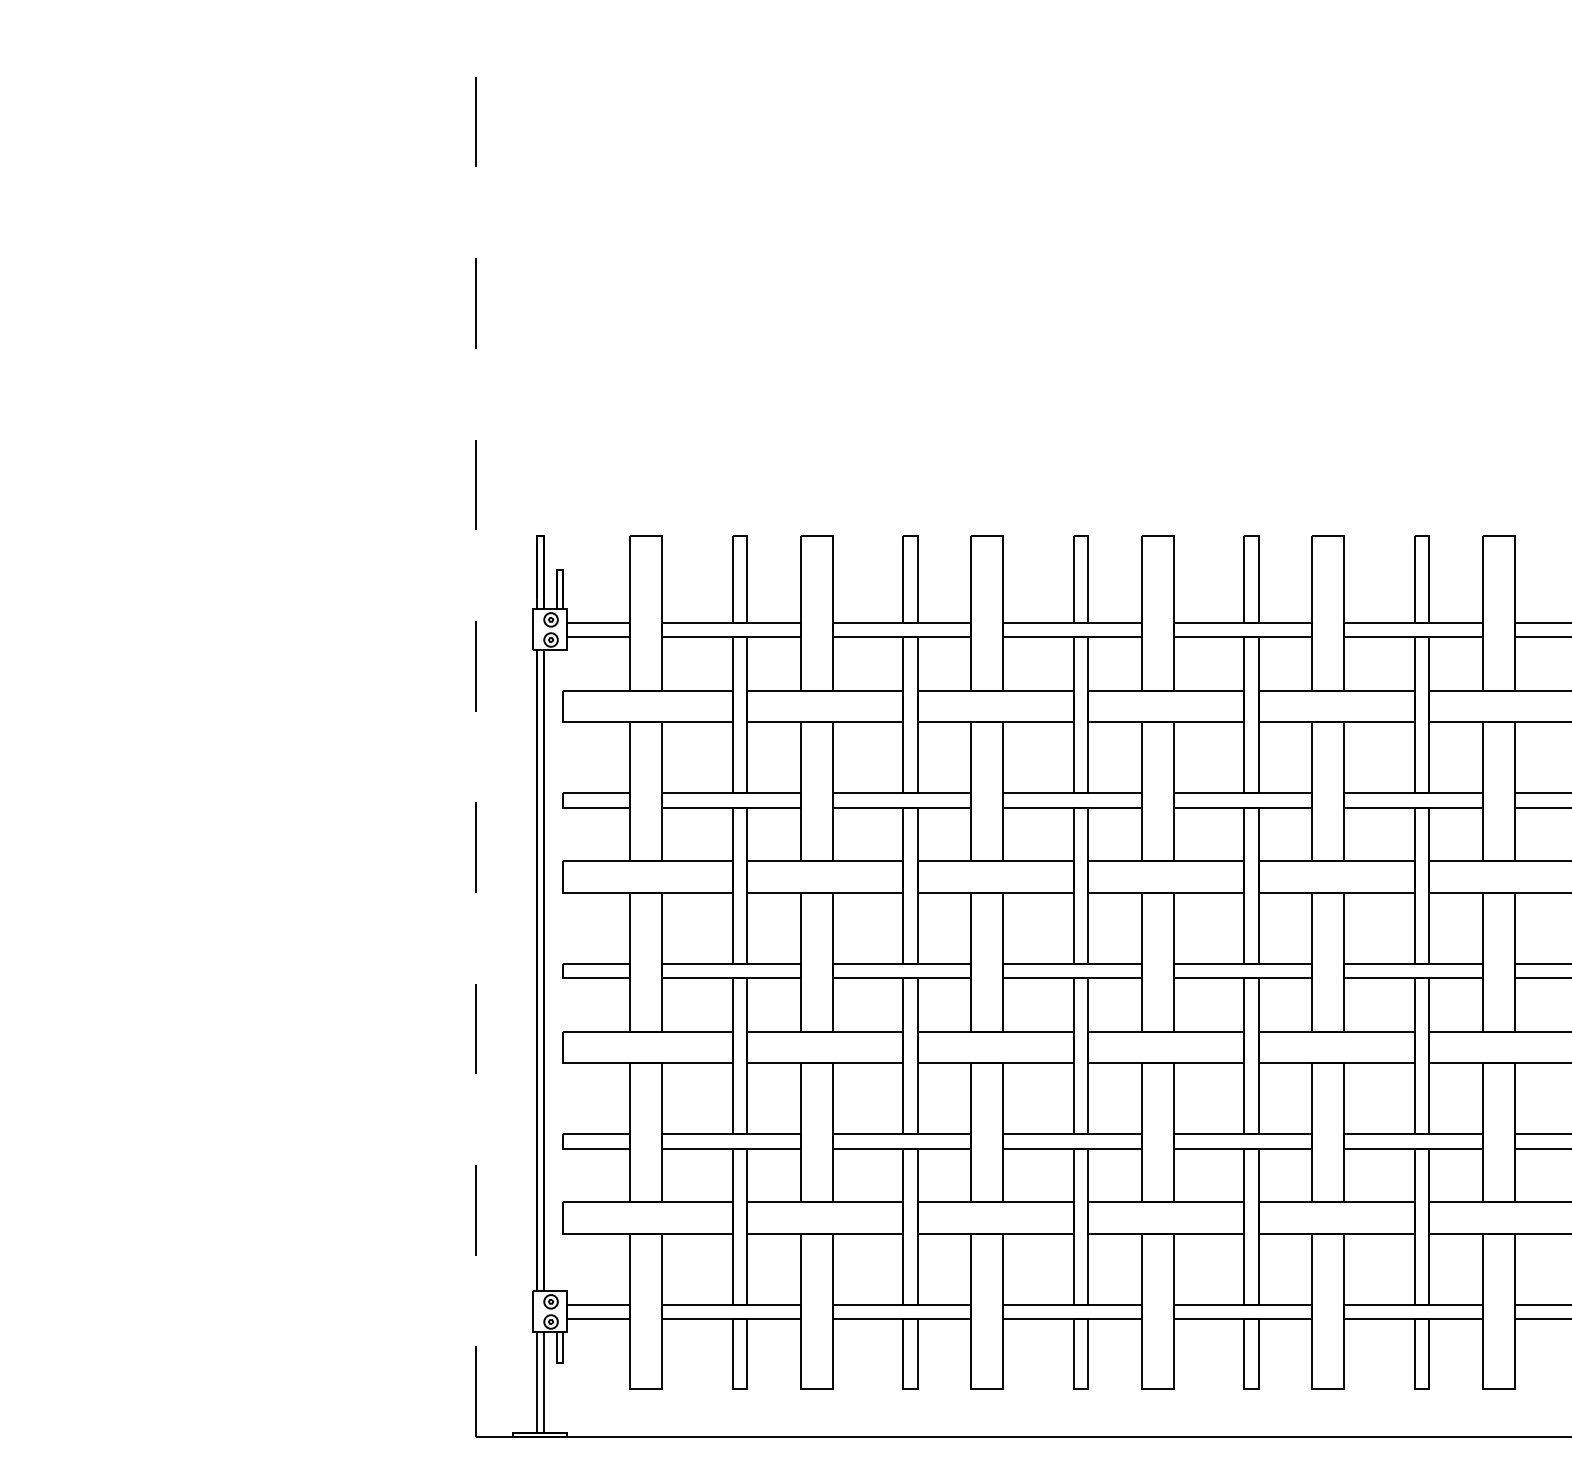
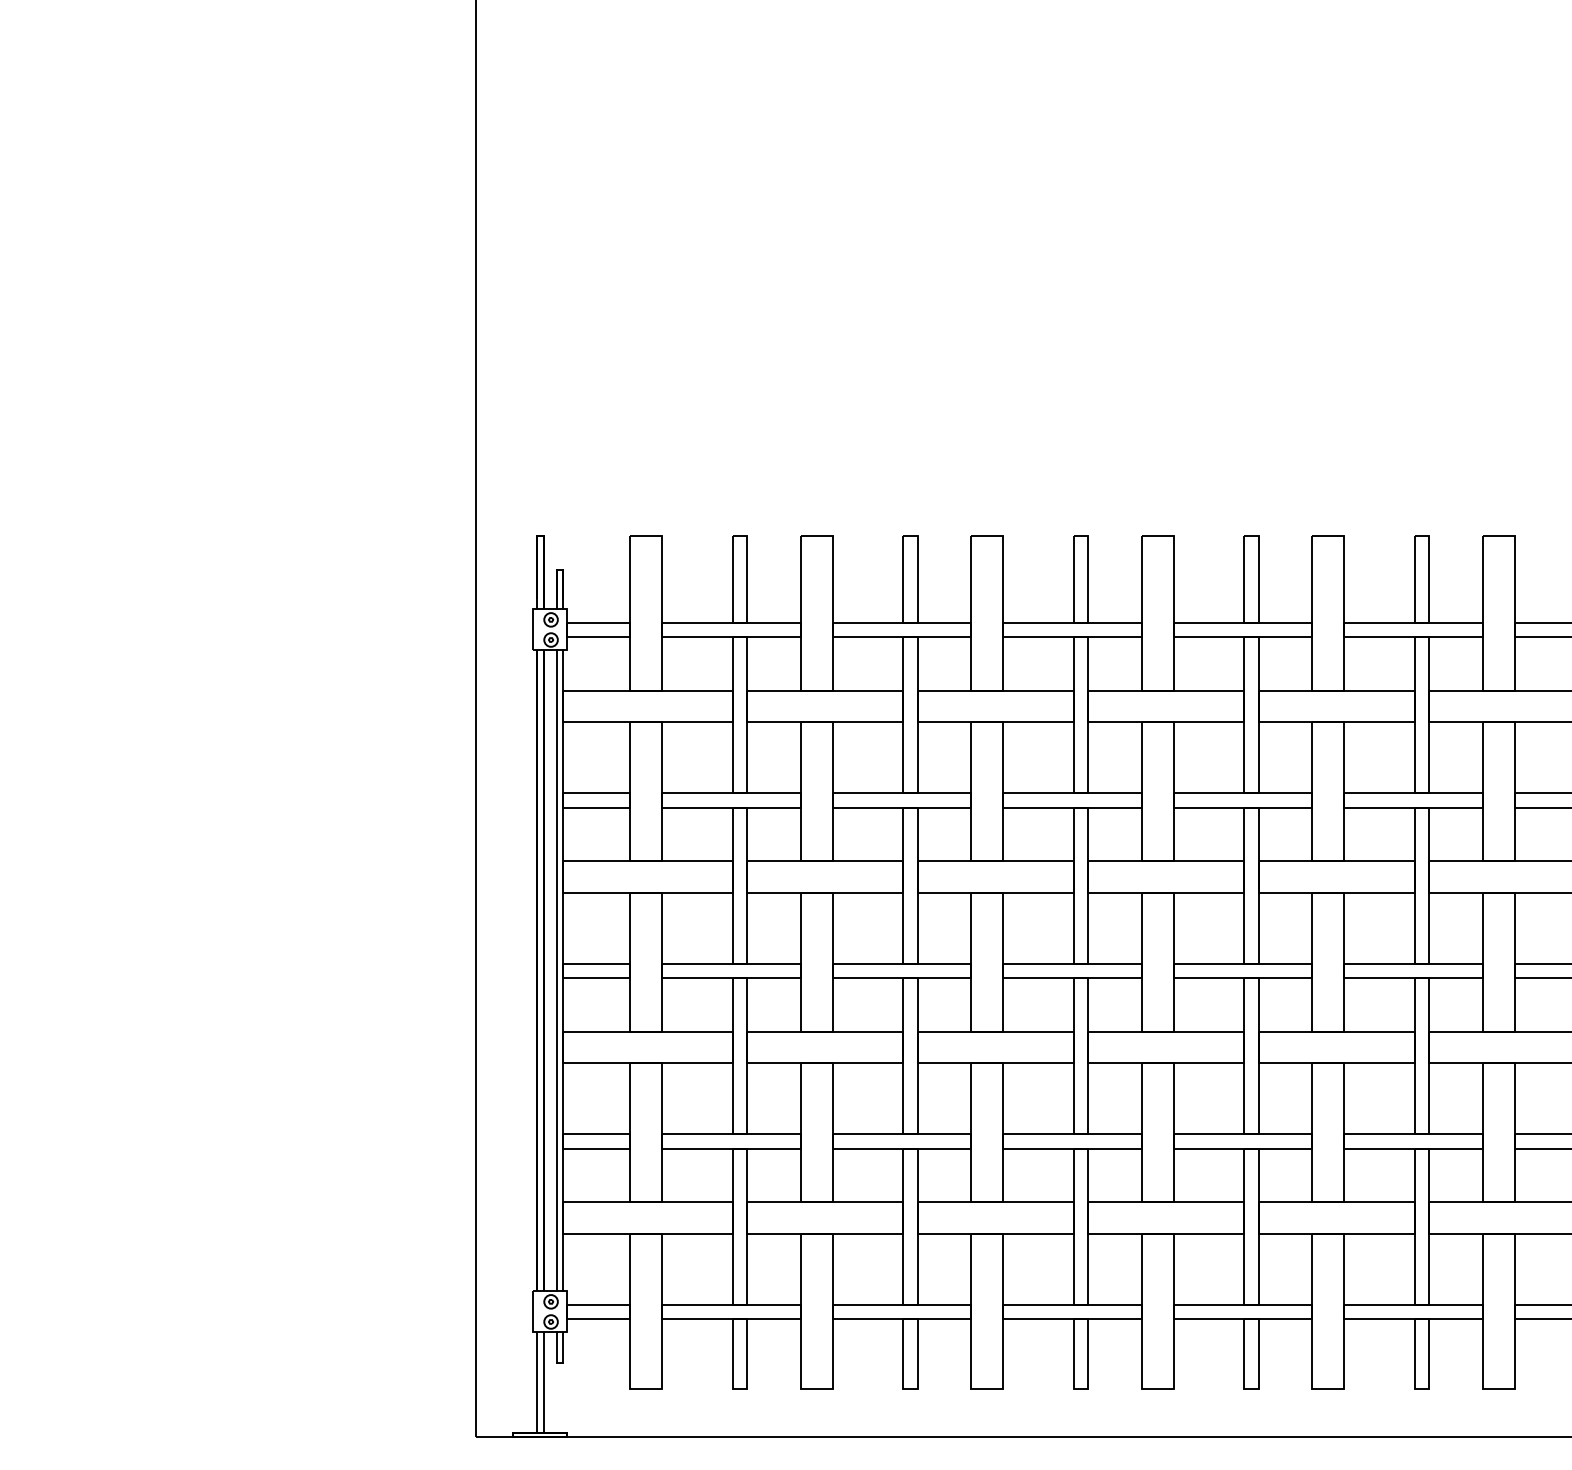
line: dashed -> solid (475, 718)
line: none -> present (557, 970)
line: none -> present (562, 970)
